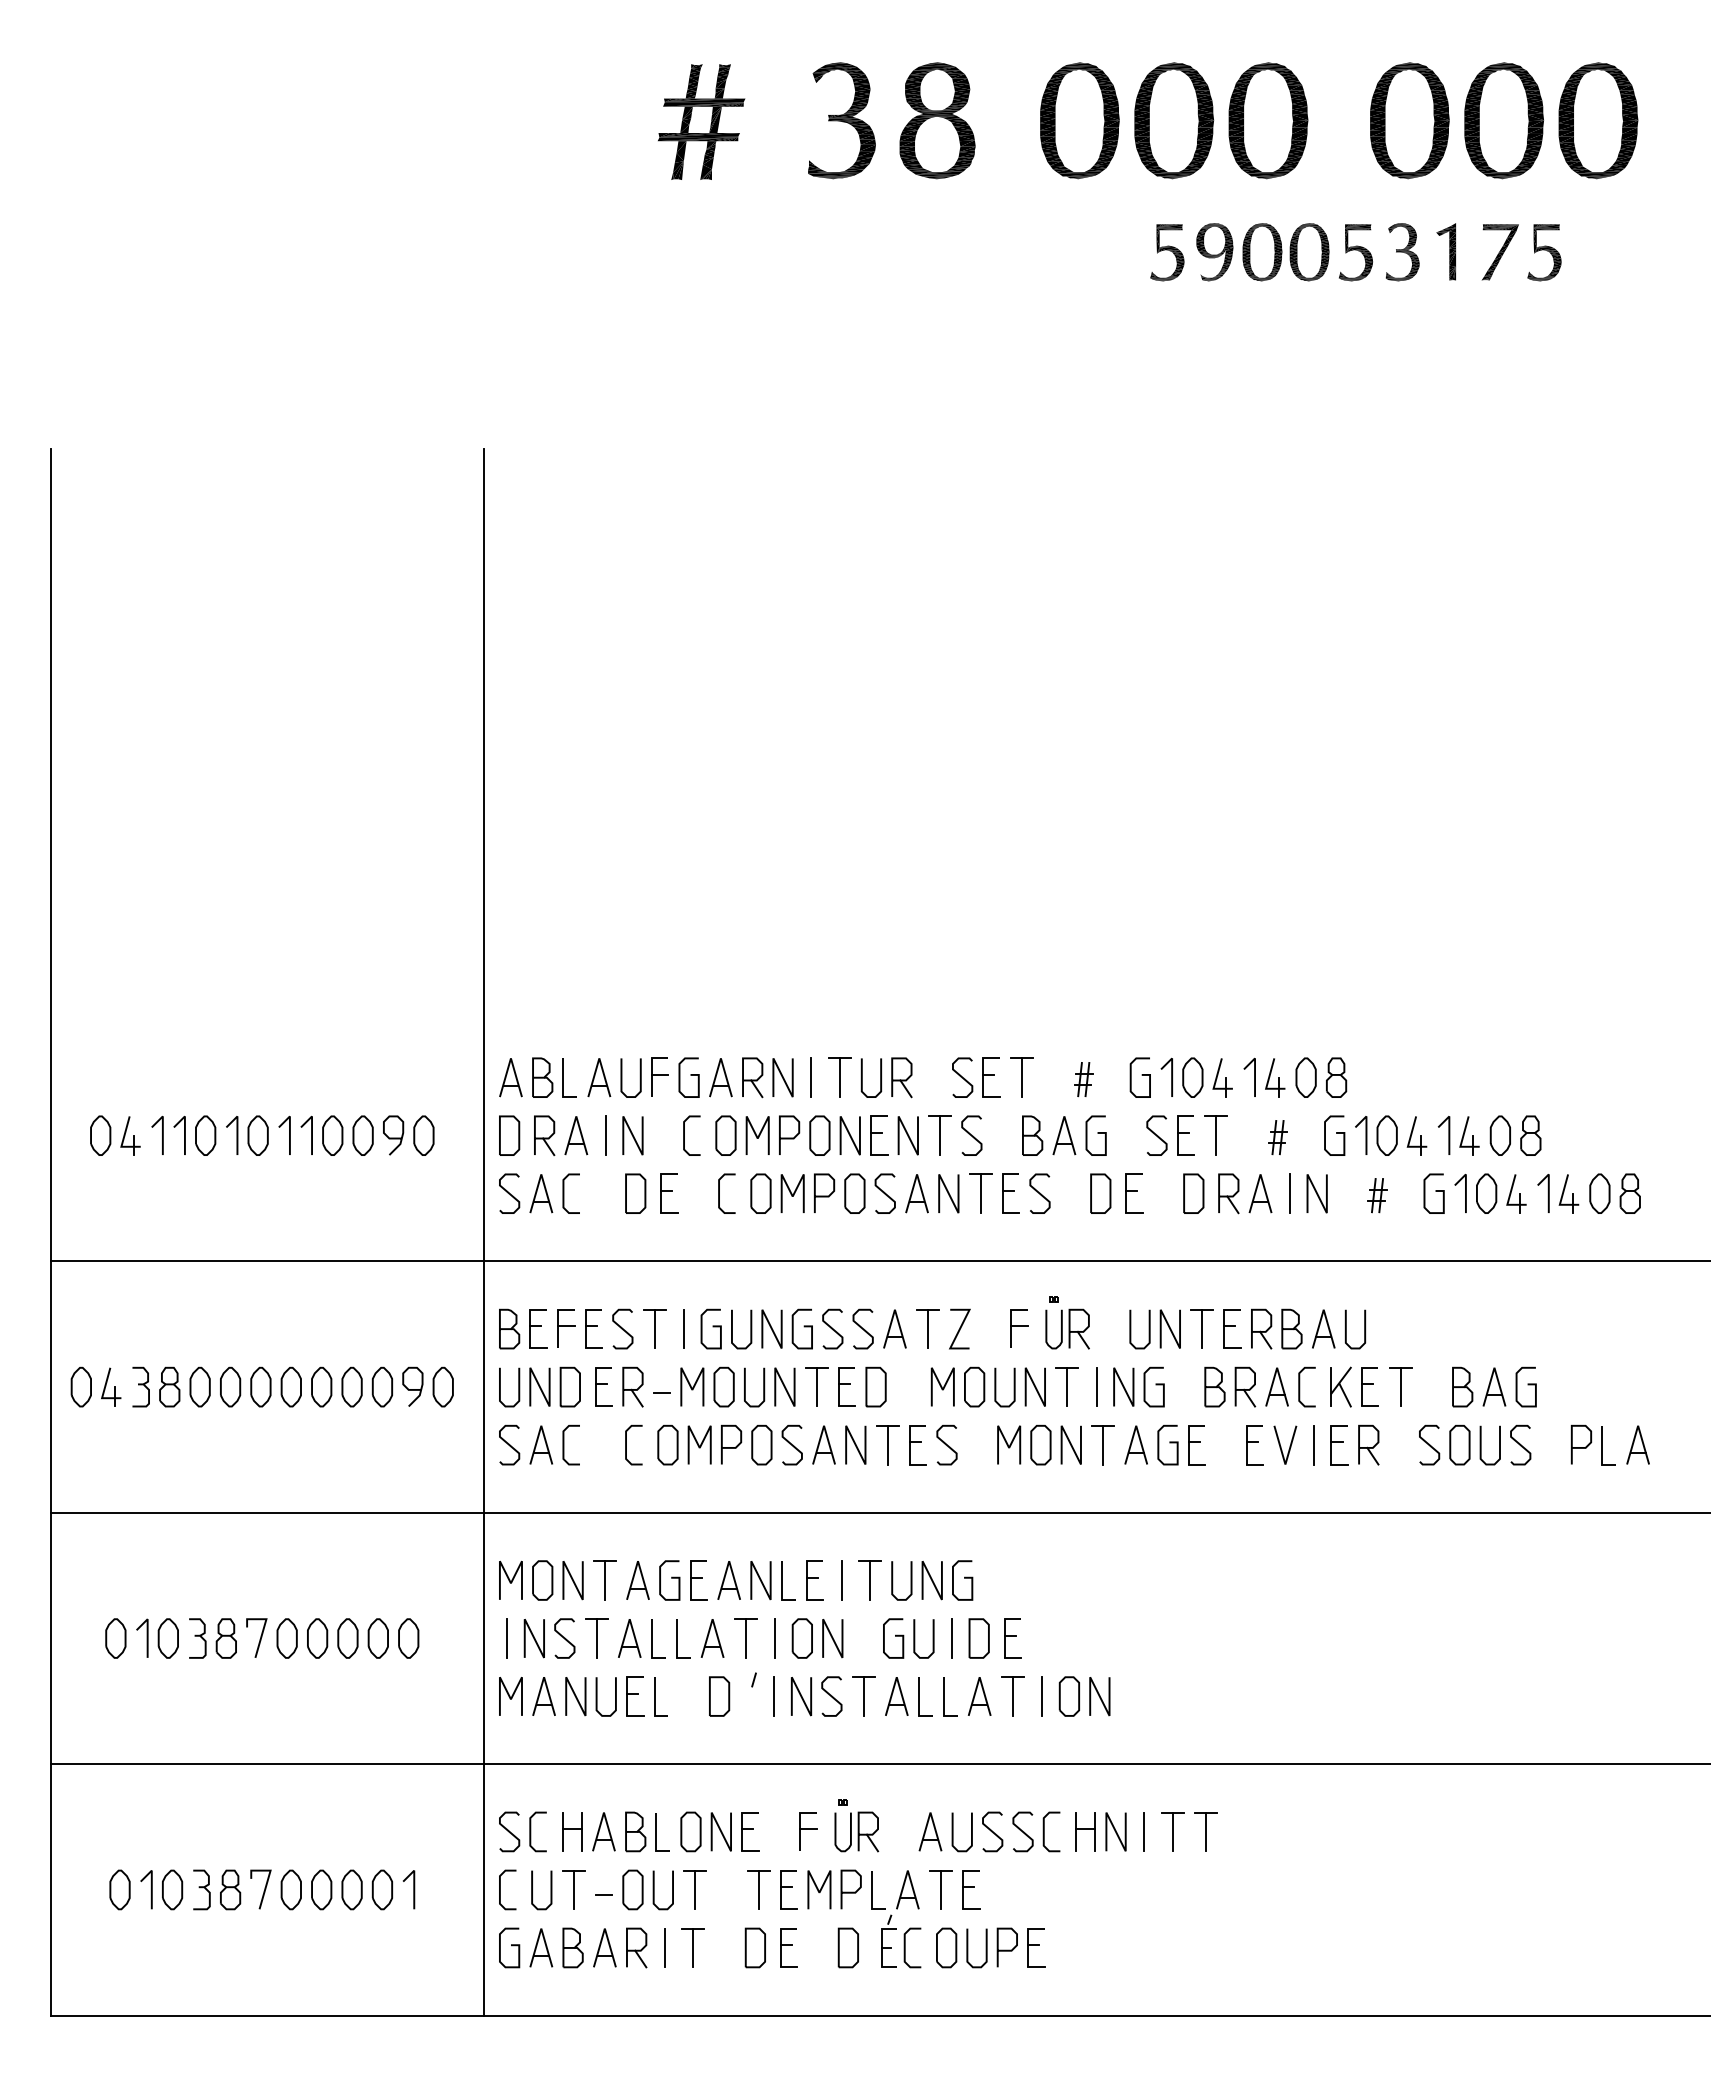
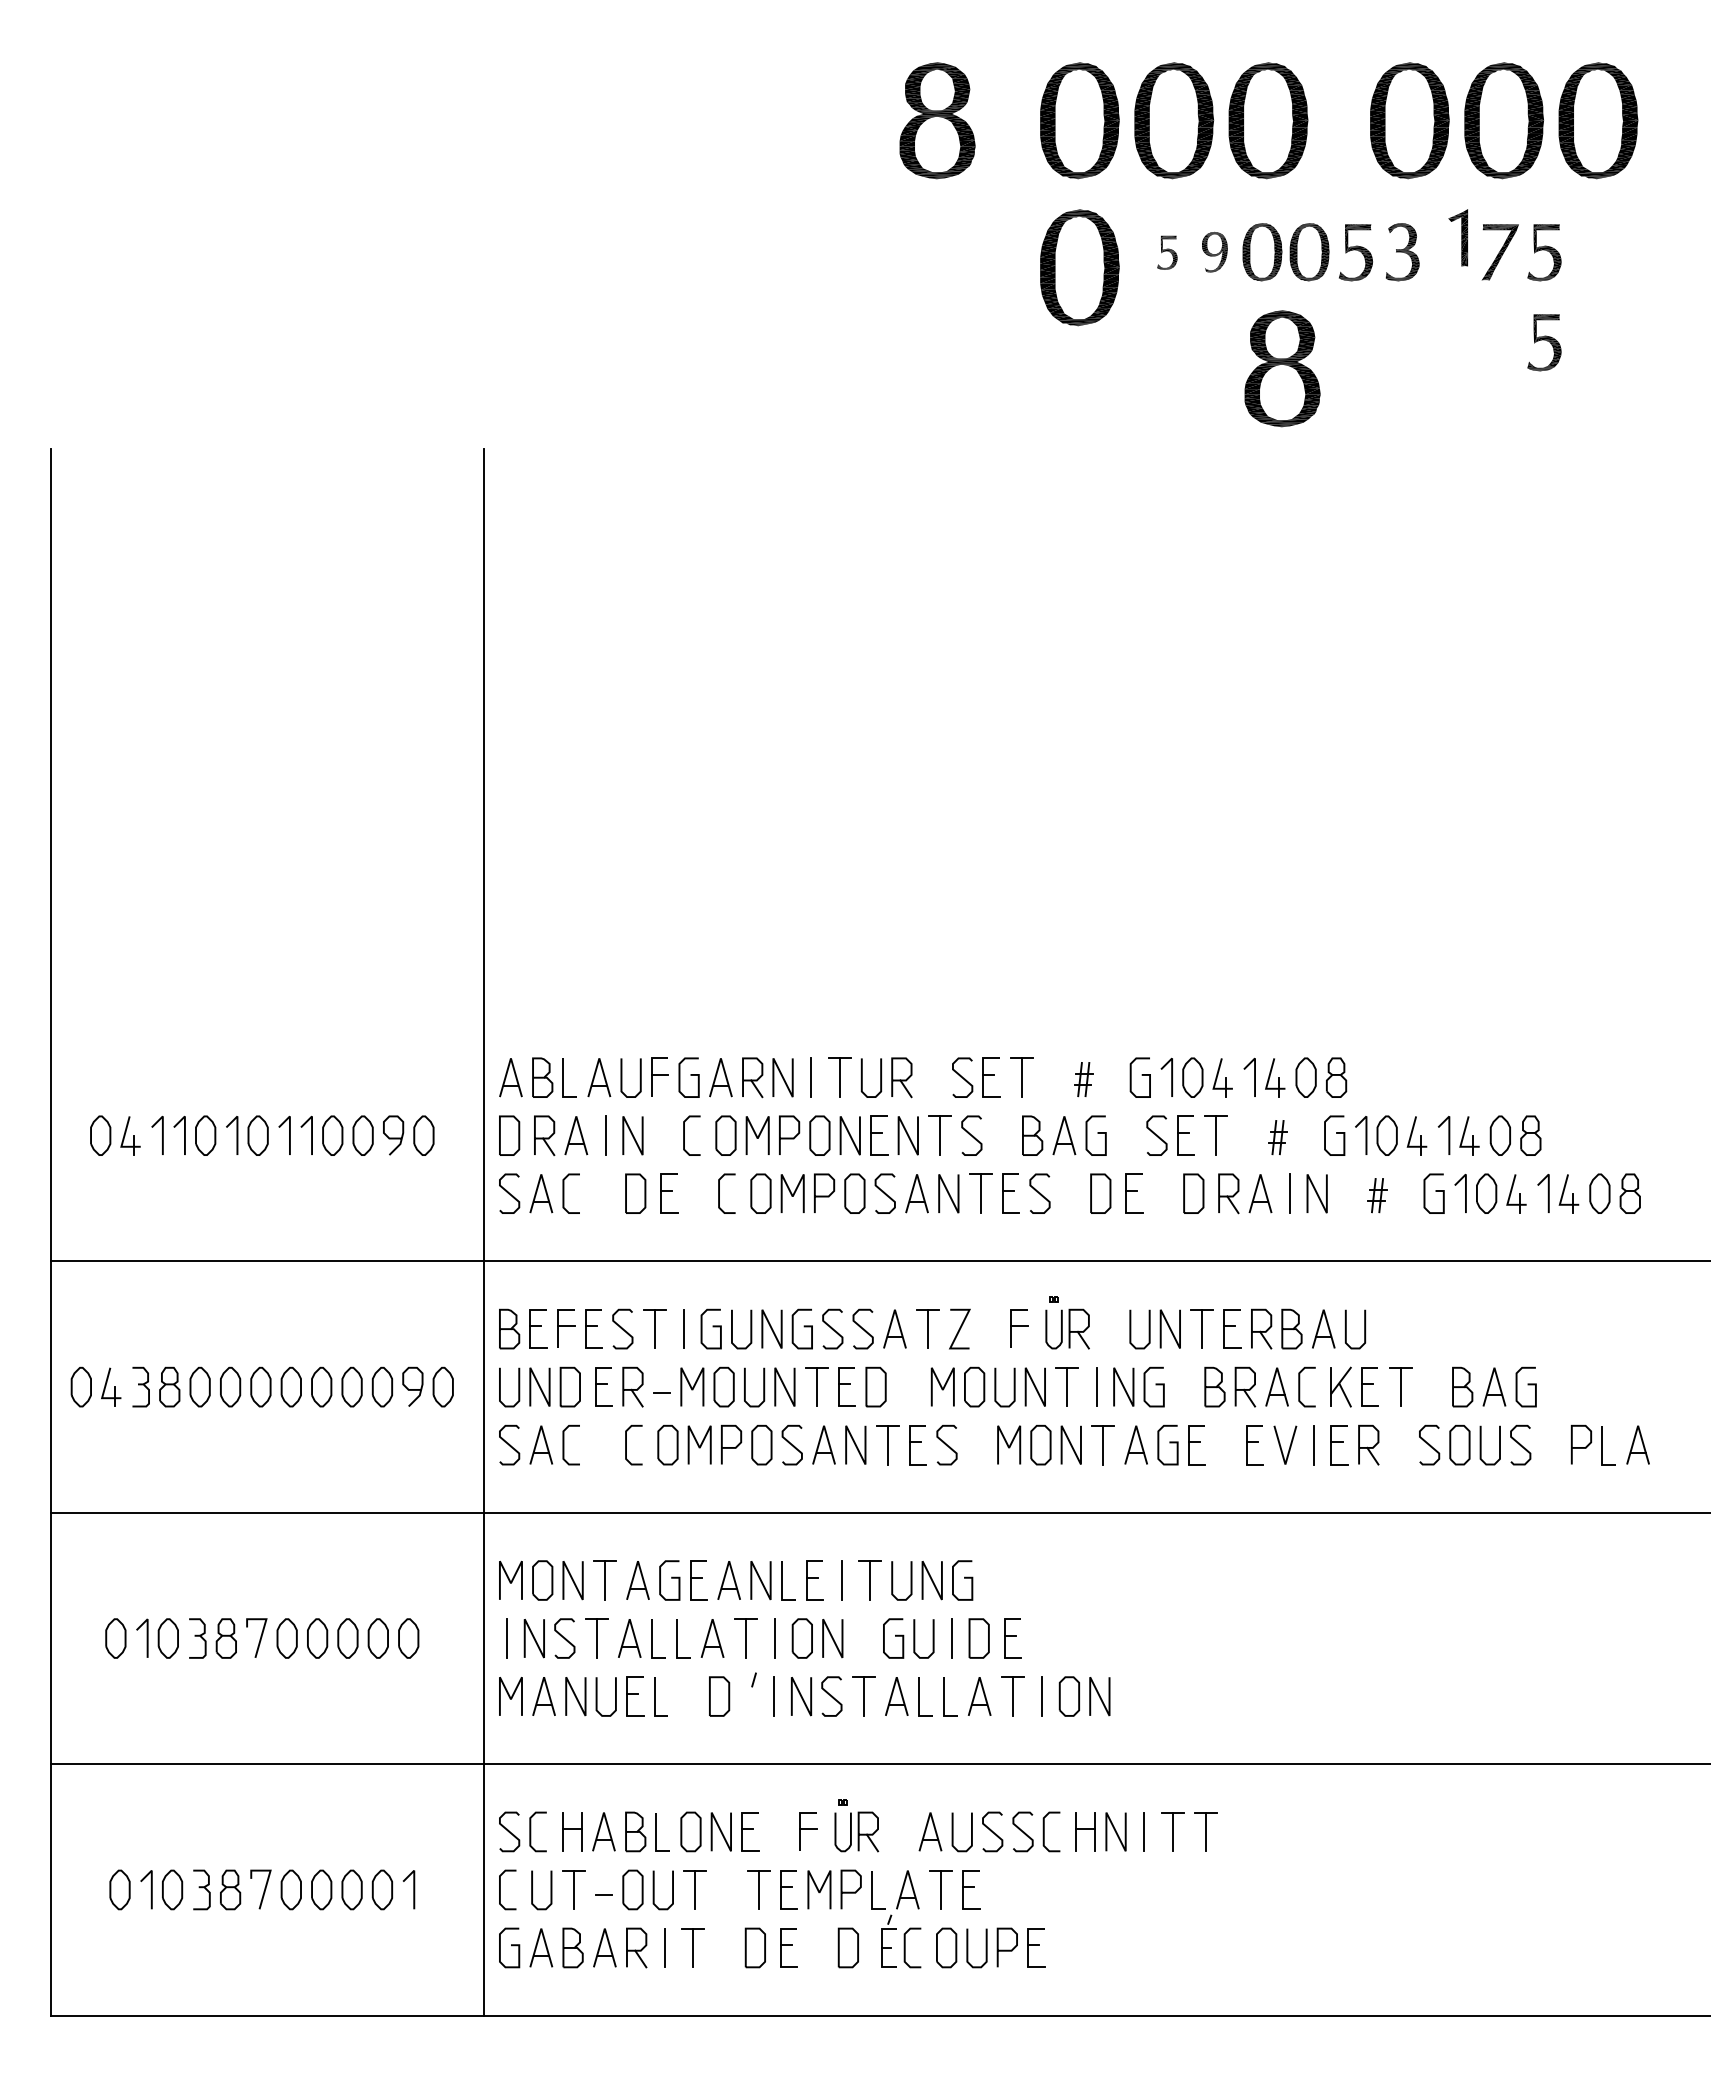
part: present -> none (841, 120)
part: present -> none (701, 121)
part position: (1446, 251) -> (1458, 237) (1458, 237)
part size: 35x58 px -> 21x35 px (1167, 252)
part size: 38x59 px -> 26x42 px (1214, 251)
part: none -> present (1079, 267)
part: none -> present (1544, 342)
part: none -> present (1282, 368)
